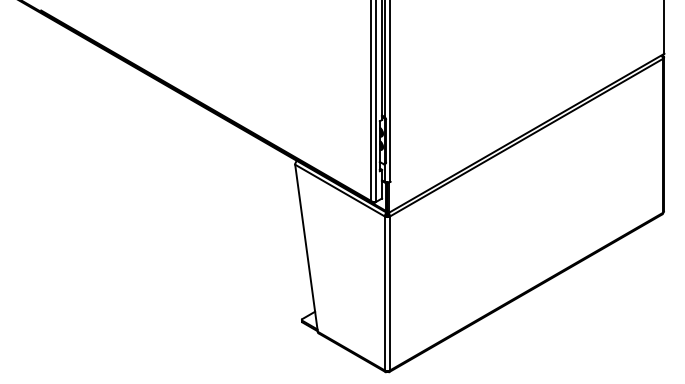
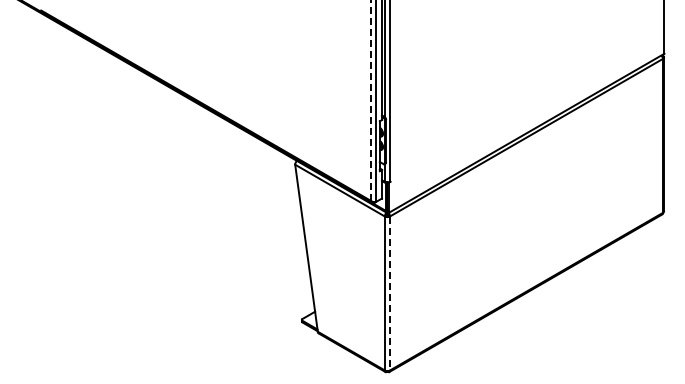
line: solid -> dashed (371, 100)
line: solid -> dashed (389, 293)
